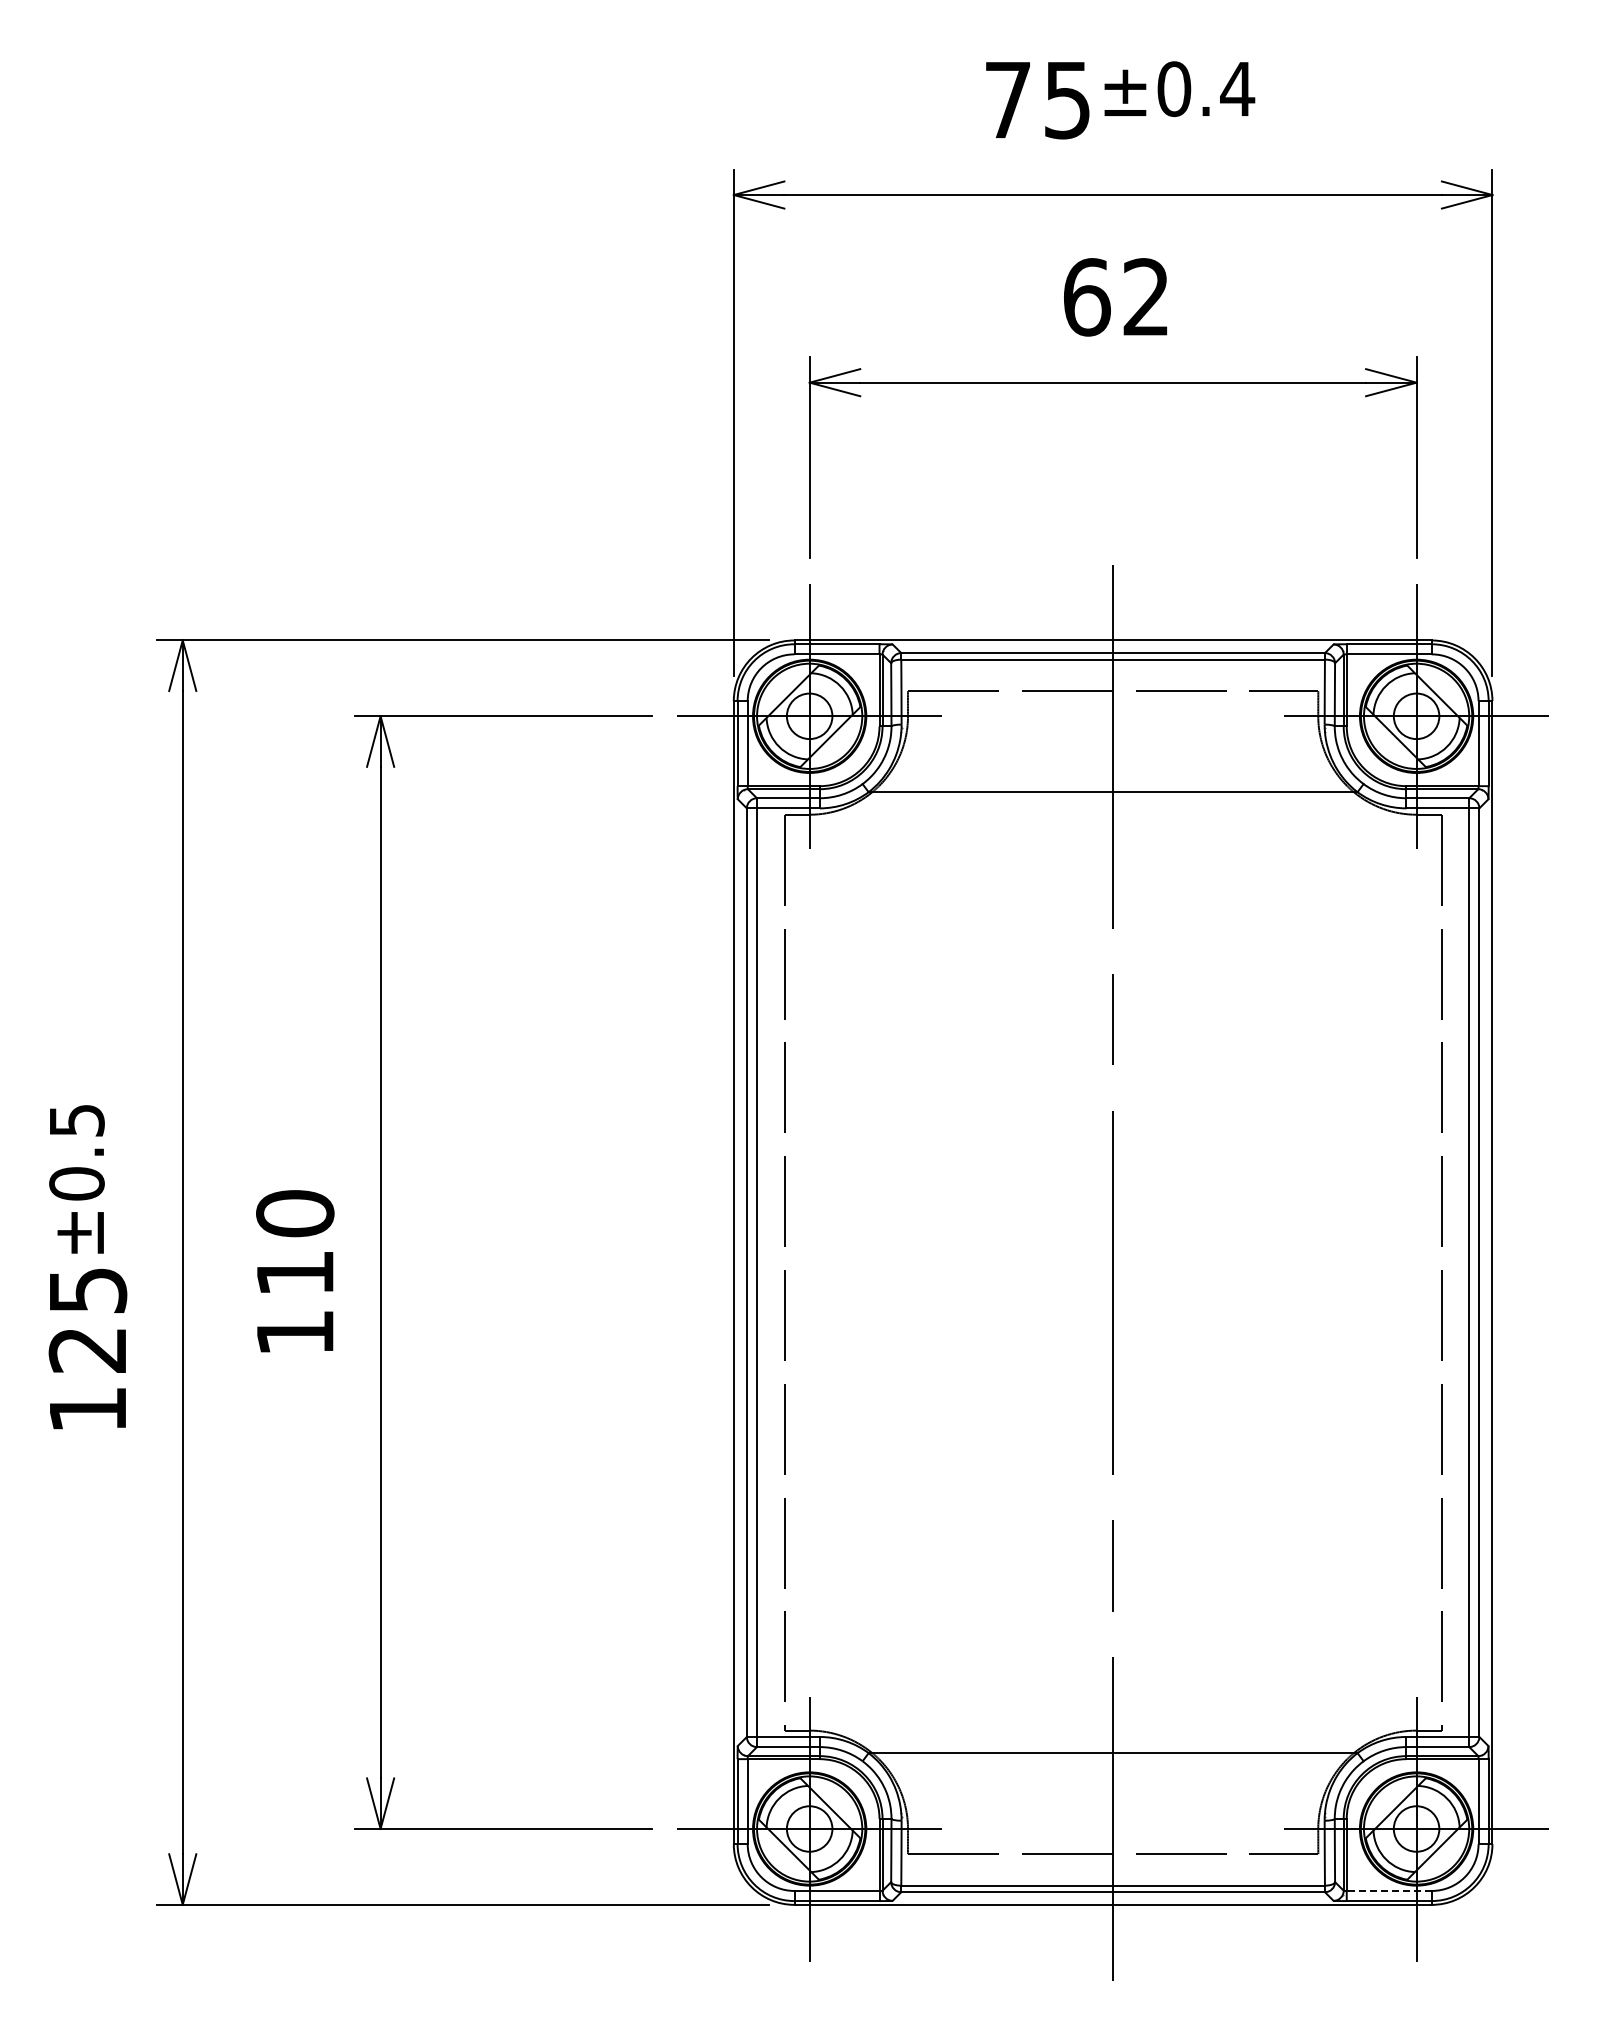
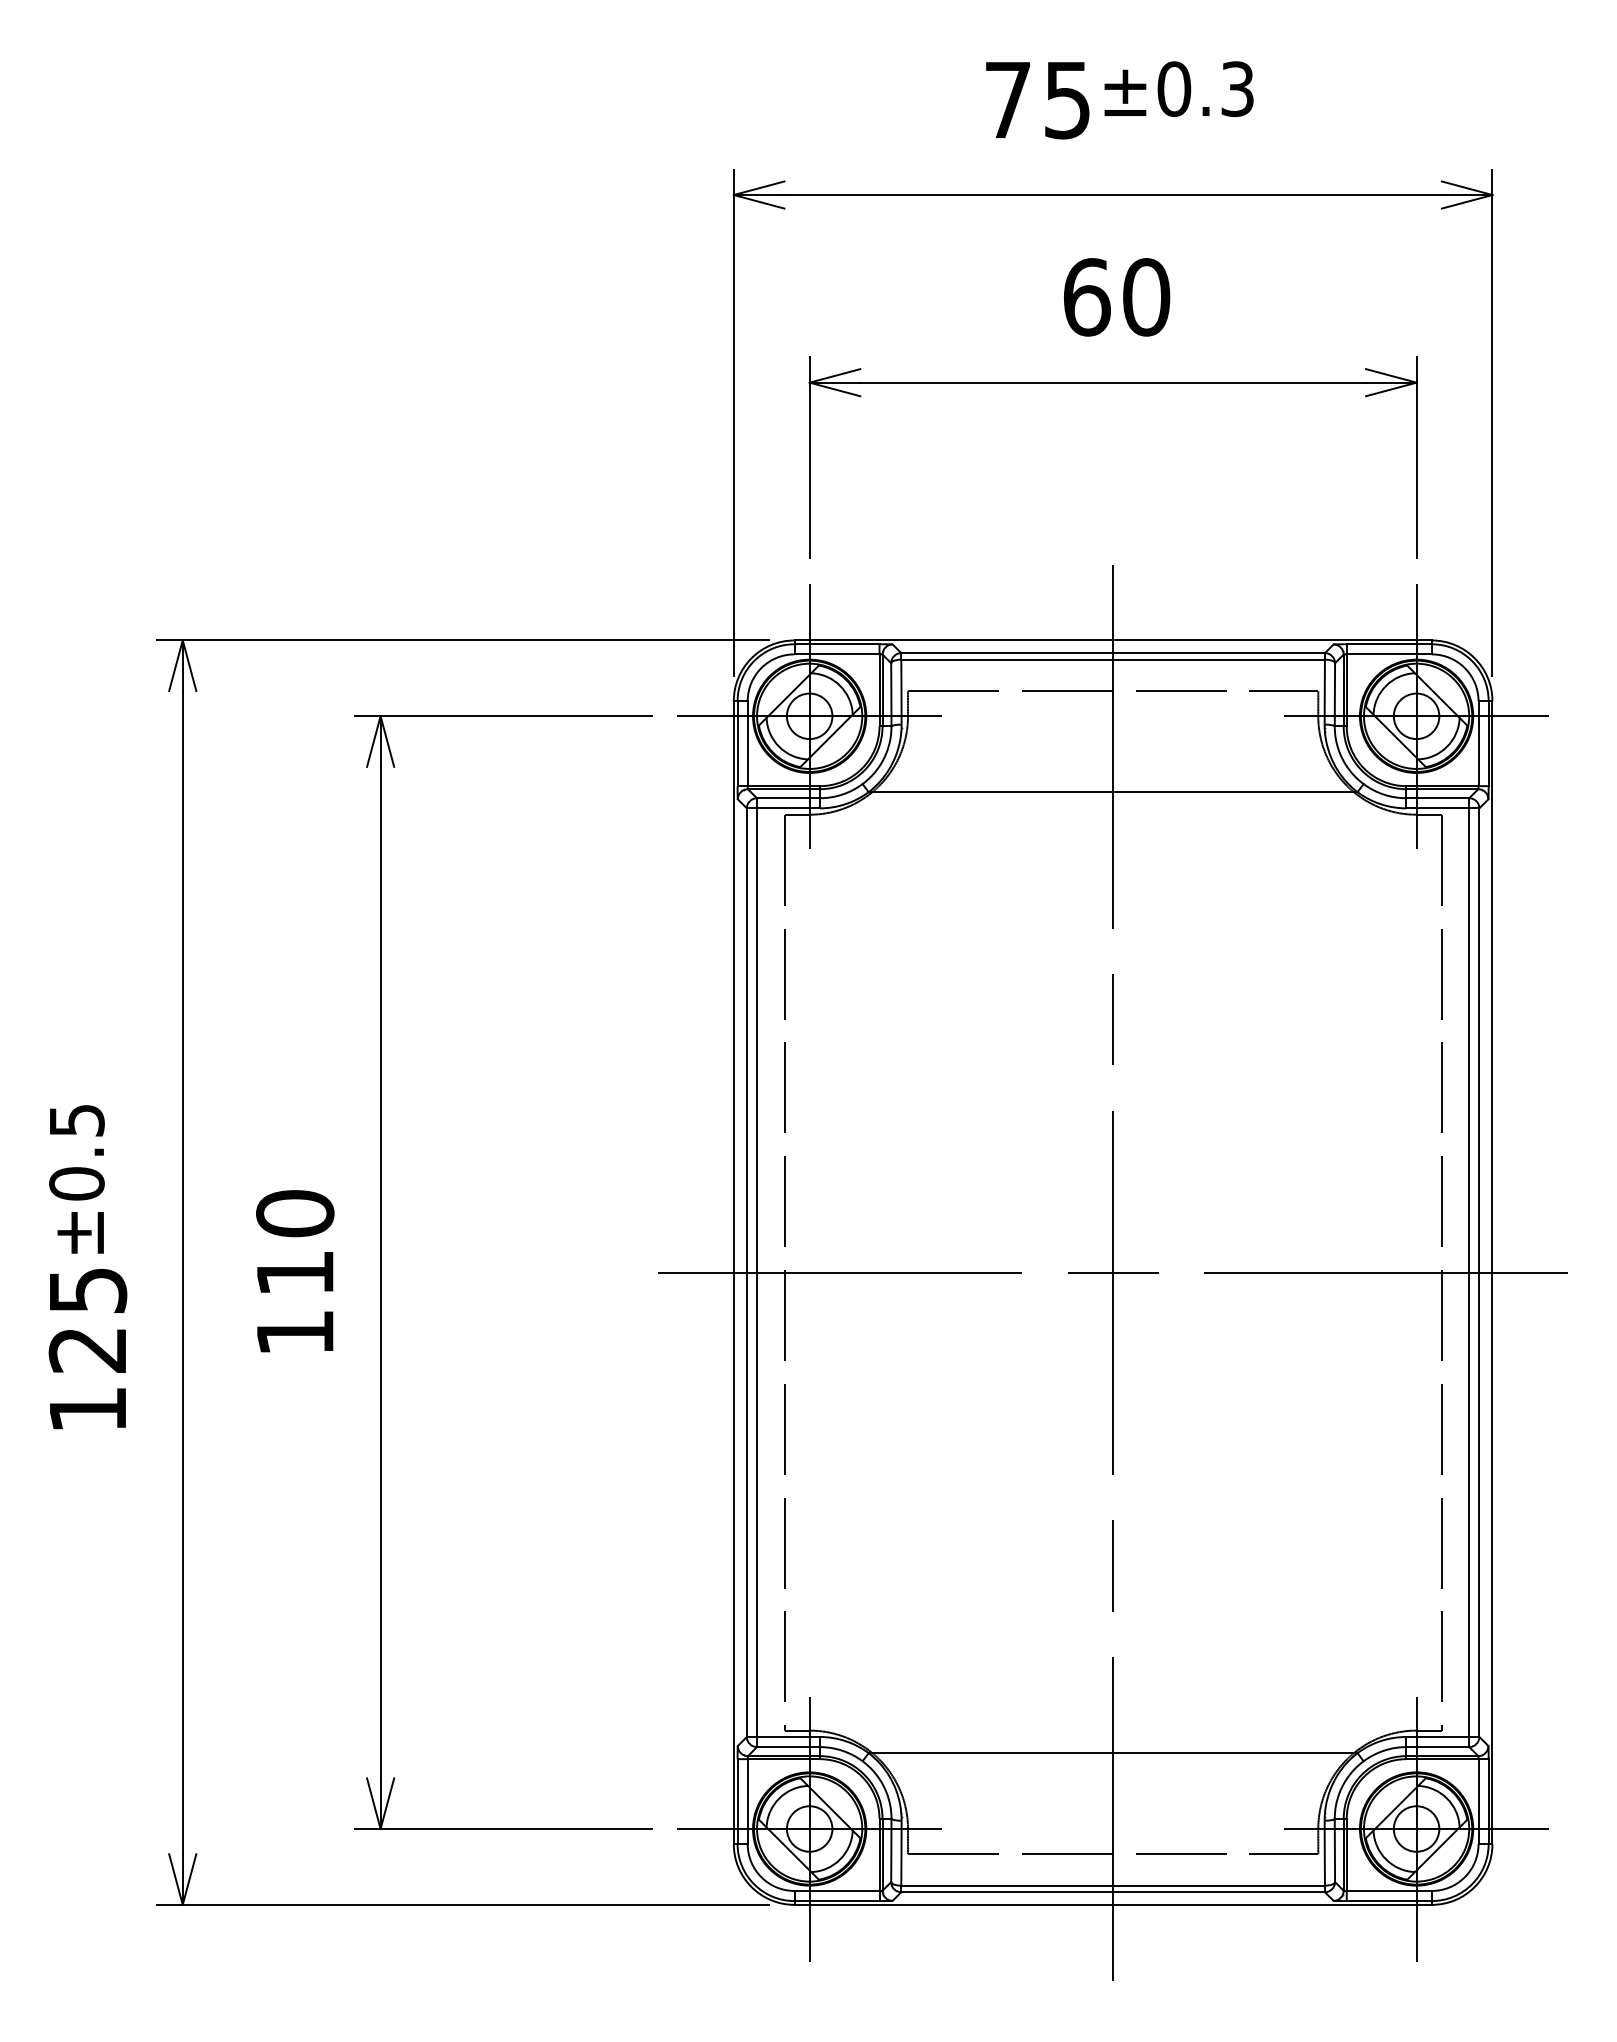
text: ±0.4 -> ±0.3 (1237, 89)
text: 62 -> 60 (1146, 297)
line: none -> present (1112, 1272)
line: dashed -> solid (1389, 1890)
